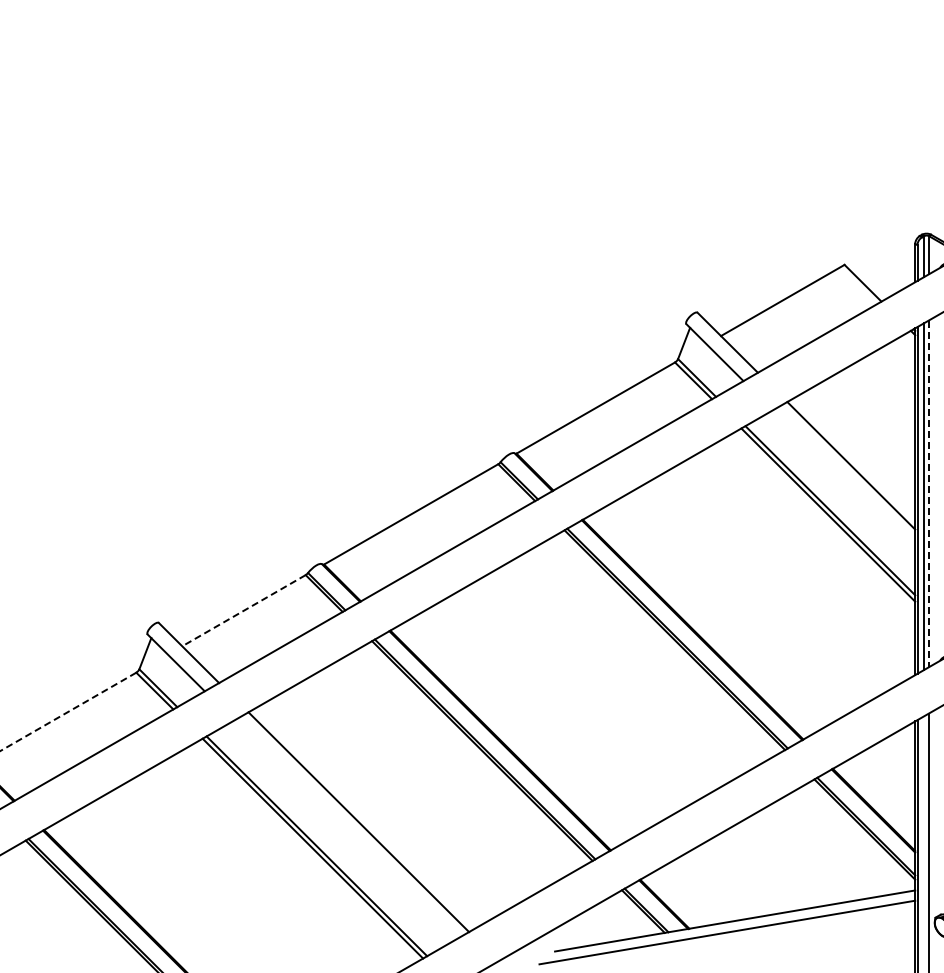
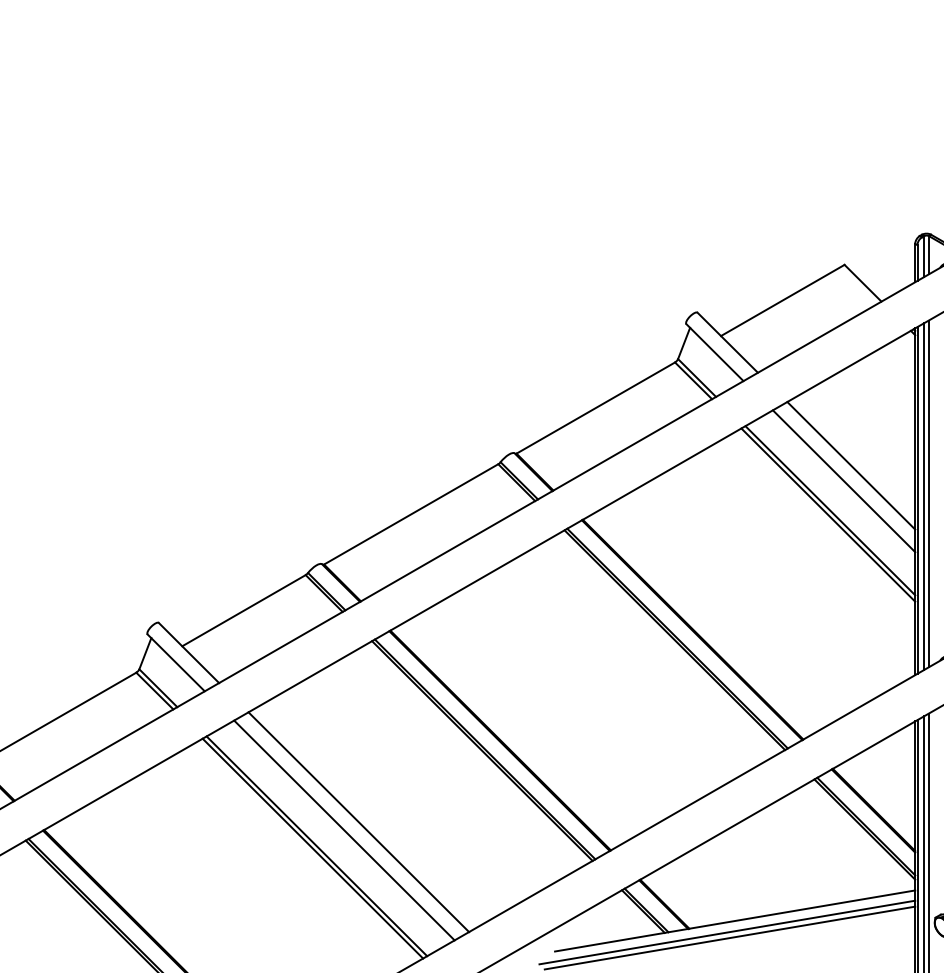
line: none -> present (843, 481)
line: dashed -> solid (928, 494)
line: dashed -> solid (243, 610)
line: dashed -> solid (67, 712)
line: none -> present (344, 830)
line: none -> present (924, 842)
line: none -> present (729, 937)
